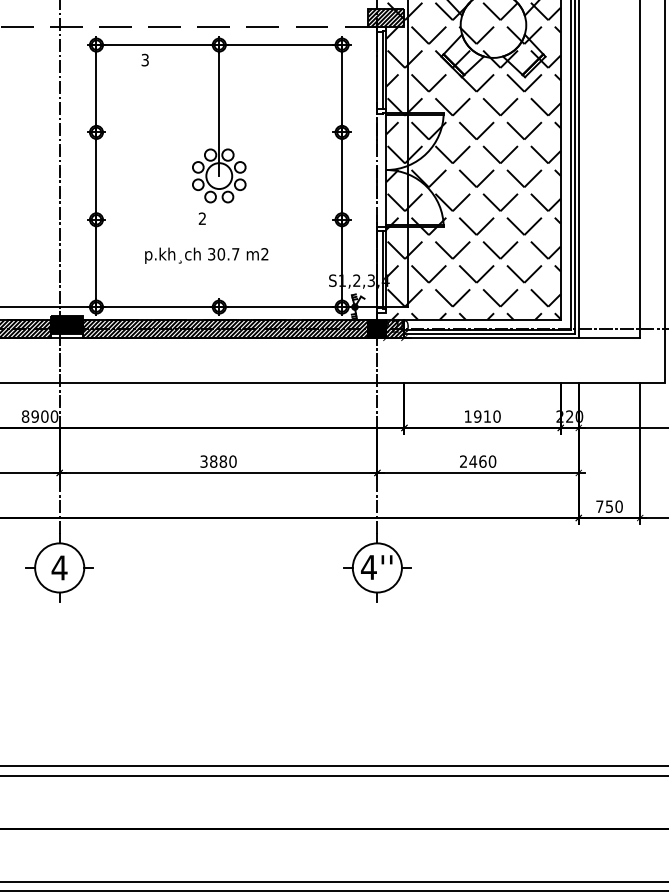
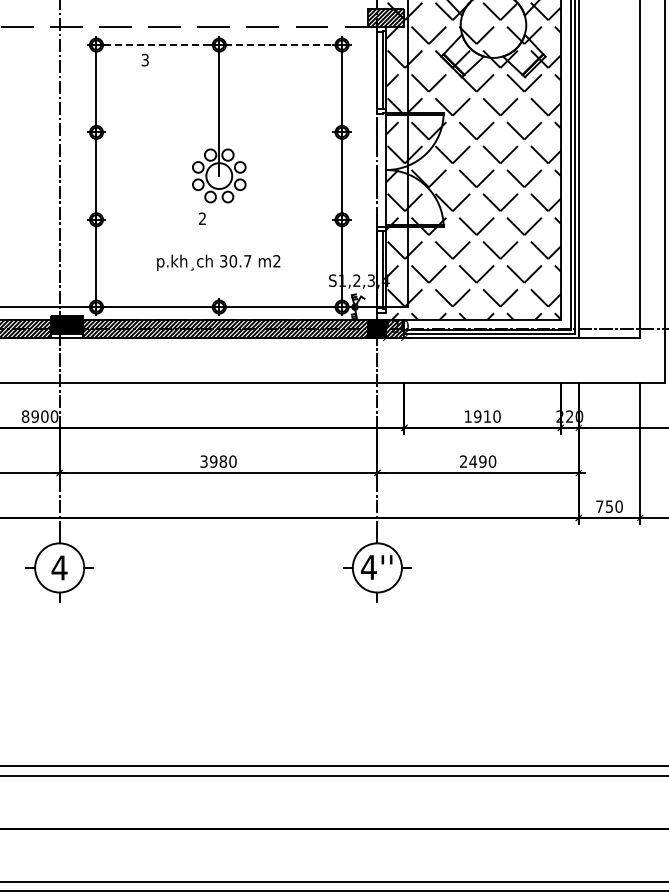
line: solid -> dashed (215, 45)
text position: (206, 255) -> (218, 262) (218, 262)
text: 3880 -> 3980 (213, 461)
text: 2460 -> 2490 (482, 461)
